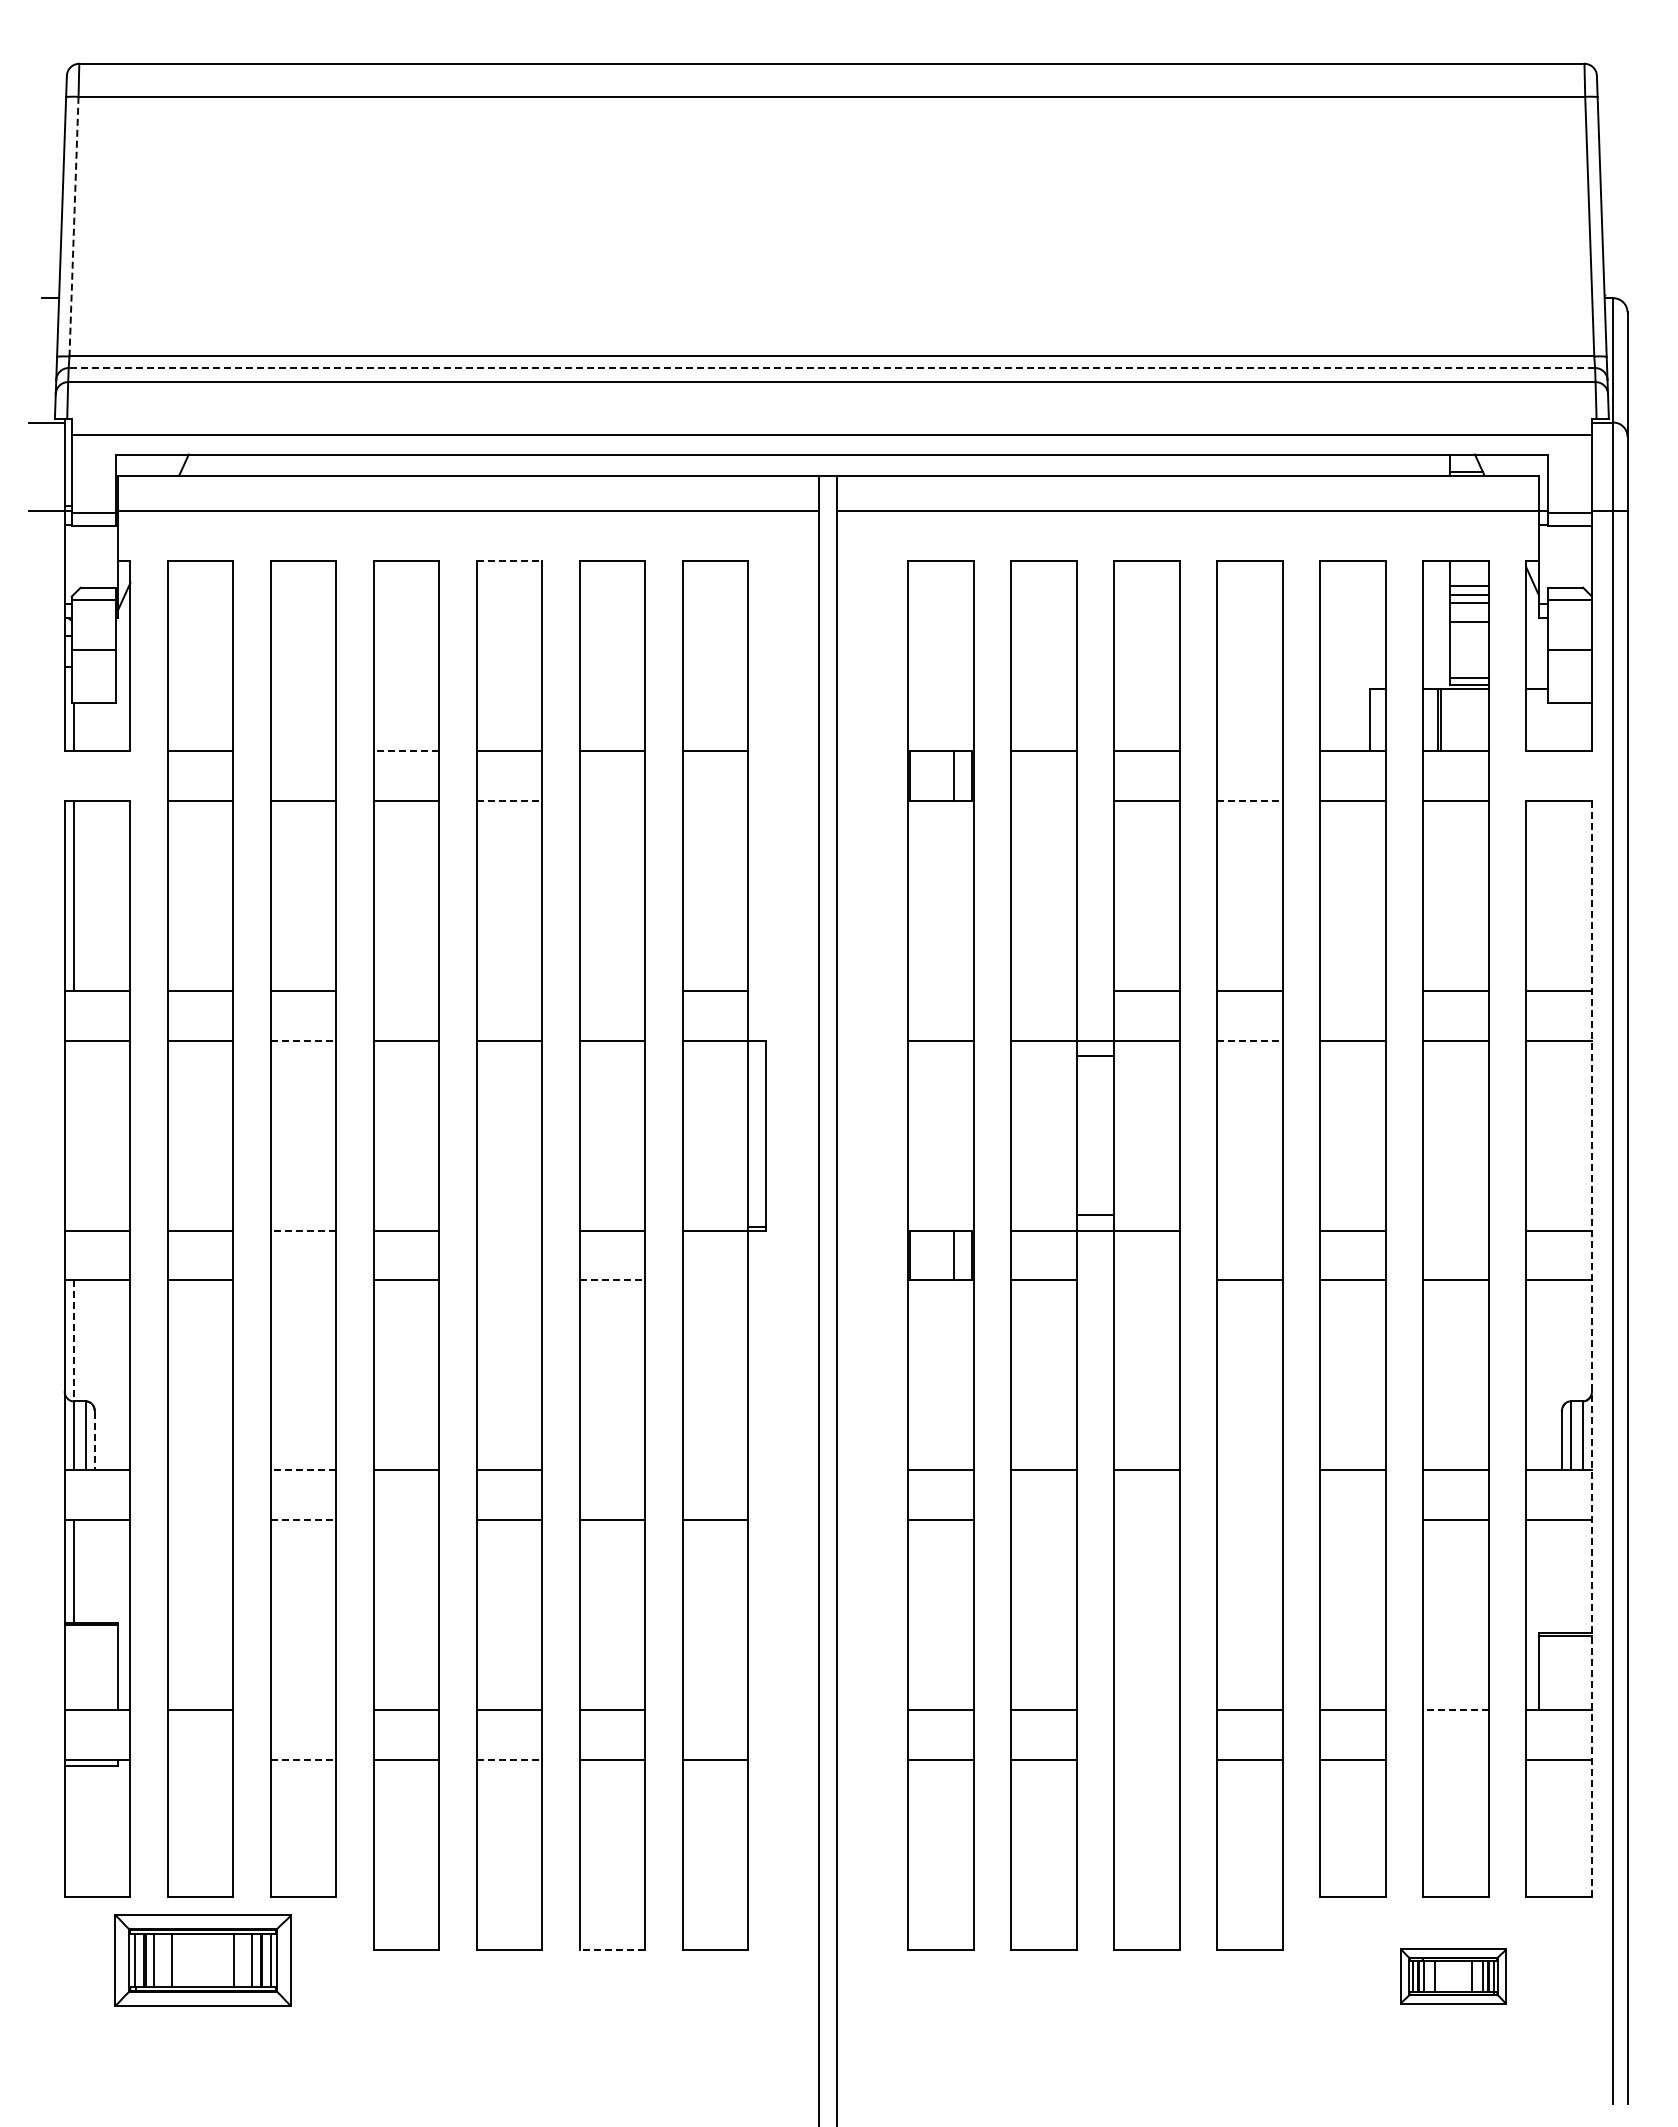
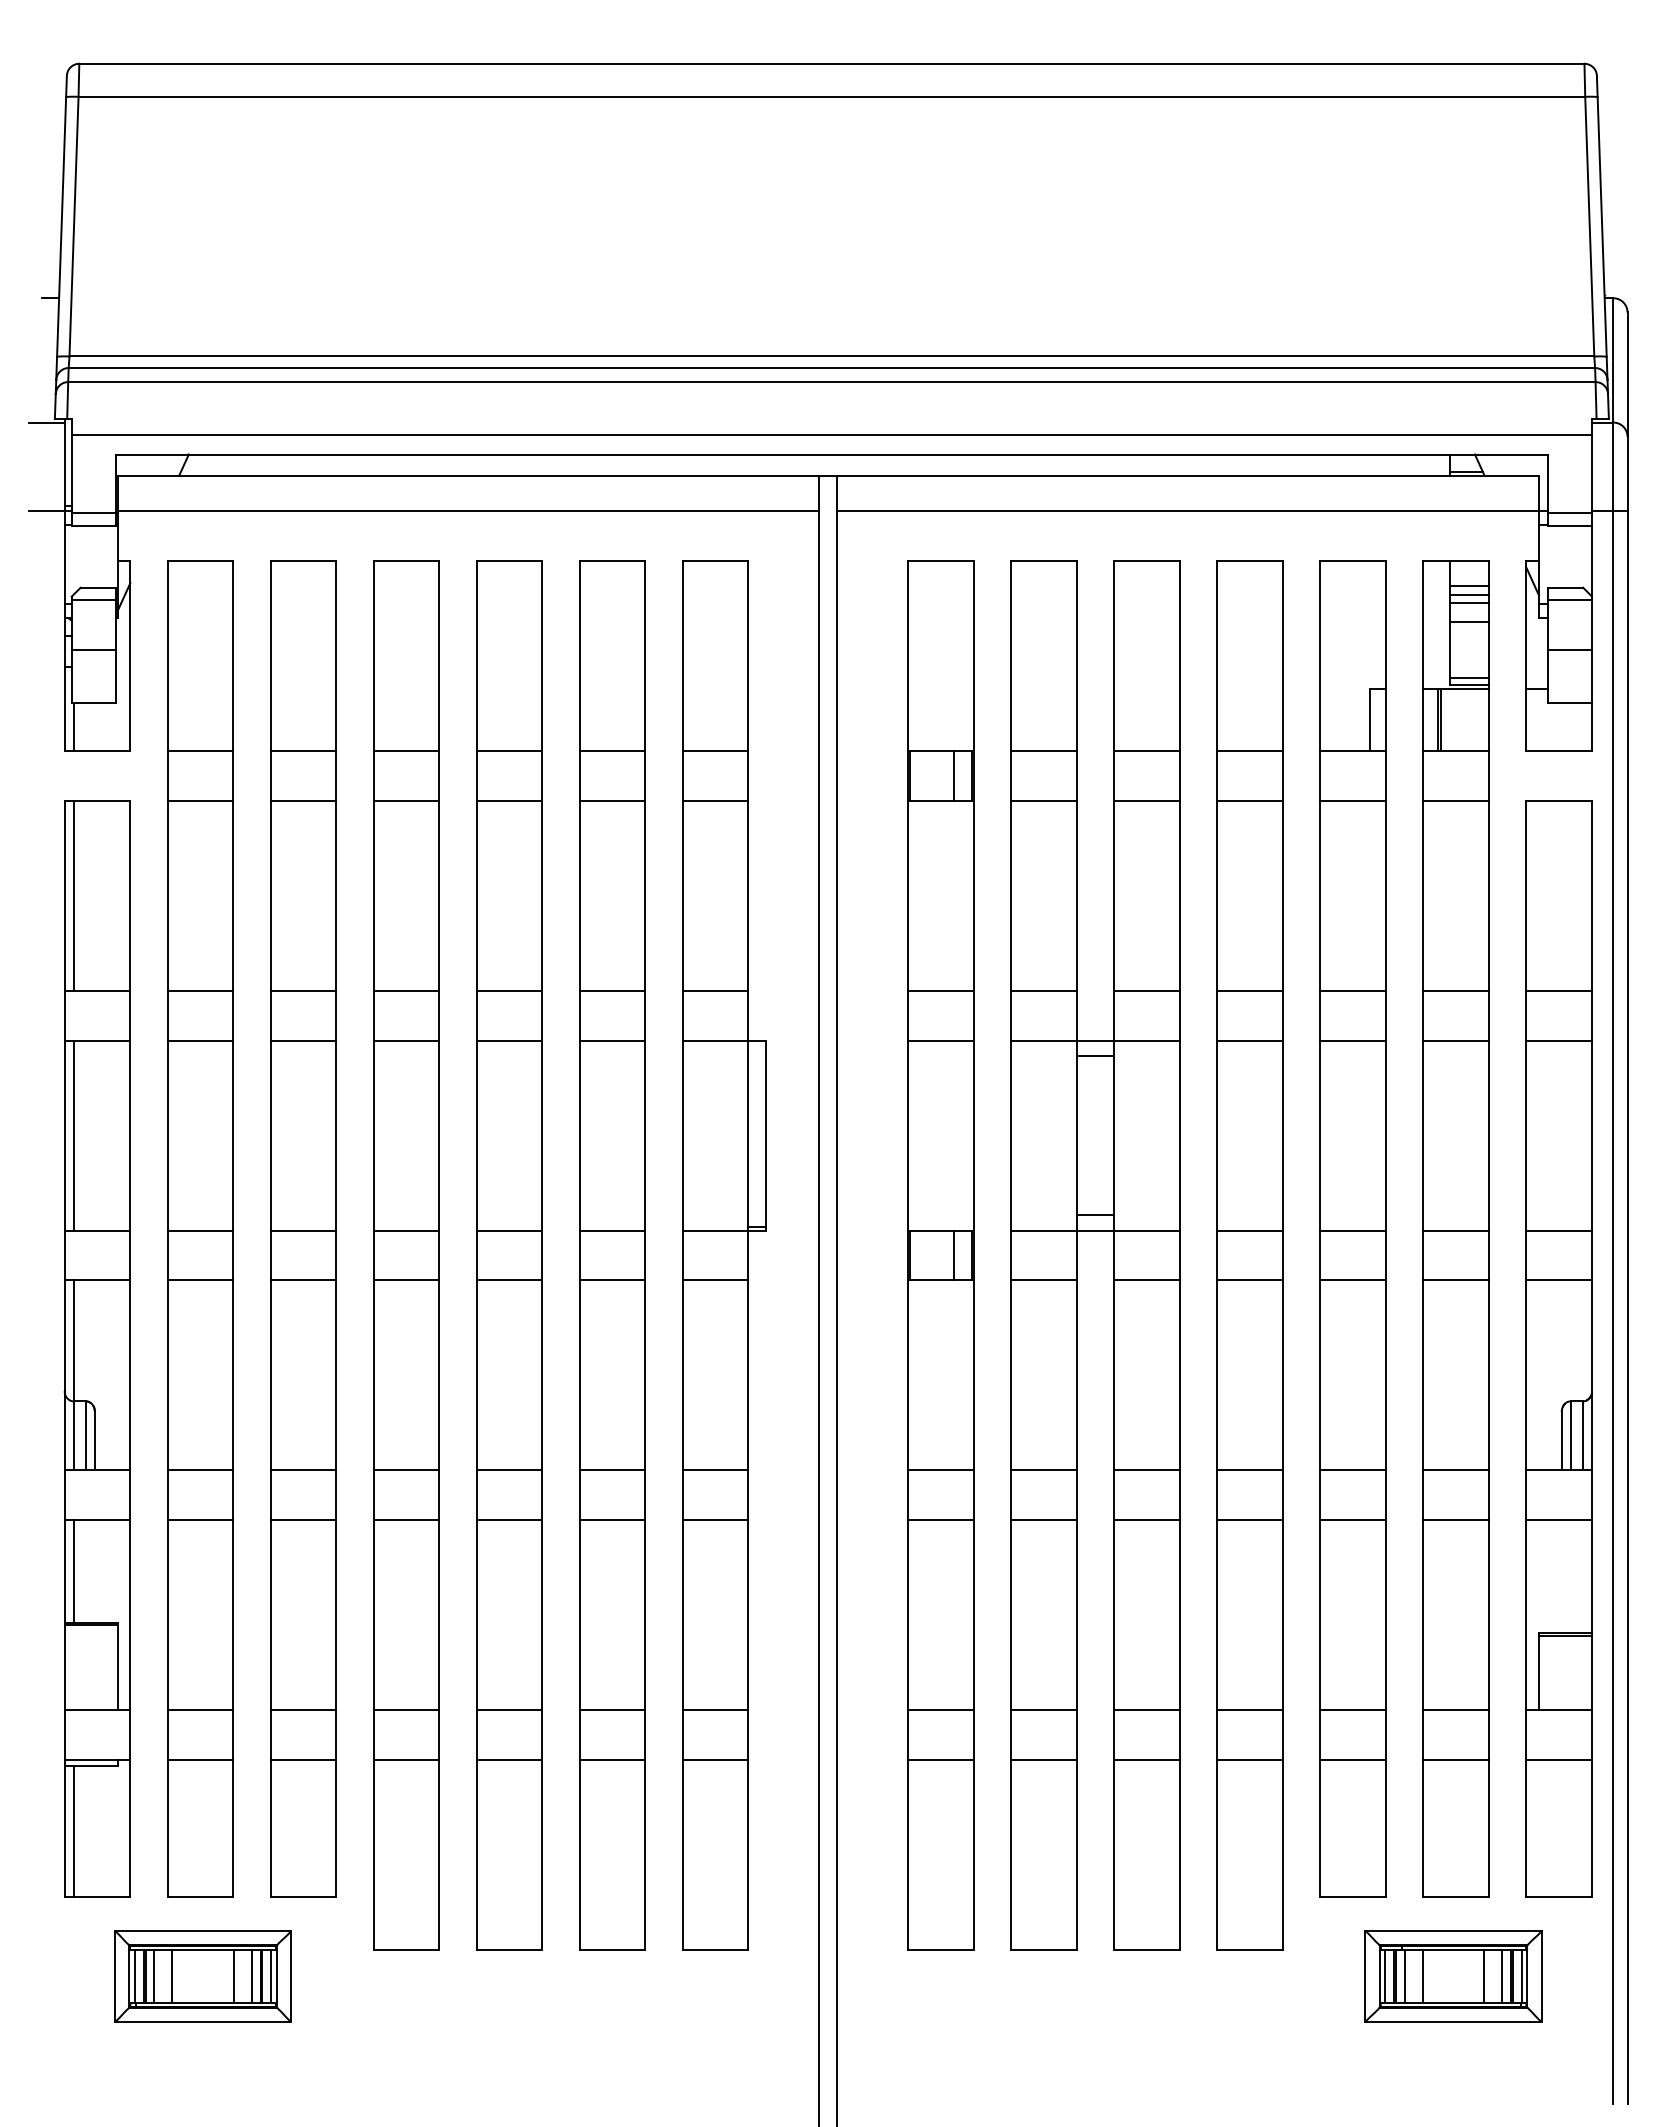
line: dashed -> solid (74, 226)
line: dashed -> solid (831, 368)
line: dashed -> solid (509, 561)
line: none -> present (303, 751)
line: dashed -> solid (406, 751)
line: none -> present (1249, 751)
line: dashed -> solid (509, 800)
line: none -> present (612, 800)
line: none -> present (715, 800)
line: none -> present (1043, 800)
line: dashed -> solid (1250, 800)
line: none -> present (406, 990)
line: none -> present (509, 990)
line: none -> present (612, 990)
line: none -> present (940, 990)
line: none -> present (1043, 990)
line: none -> present (1352, 990)
line: dashed -> solid (303, 1040)
line: dashed -> solid (1250, 1040)
line: none -> present (73, 1135)
line: dashed -> solid (303, 1230)
line: none -> present (509, 1230)
line: none -> present (1249, 1230)
line: none -> present (1456, 1230)
line: none -> present (303, 1280)
line: none -> present (509, 1280)
line: dashed -> solid (612, 1280)
line: none -> present (715, 1280)
line: none -> present (1146, 1280)
line: dashed -> solid (73, 1340)
line: dashed -> solid (1592, 1348)
line: dashed -> solid (94, 1441)
line: none -> present (200, 1470)
line: dashed -> solid (303, 1470)
line: none -> present (612, 1470)
line: none -> present (715, 1470)
line: none -> present (1249, 1470)
line: none -> present (200, 1520)
line: dashed -> solid (303, 1520)
line: none -> present (406, 1520)
line: none -> present (1043, 1520)
line: none -> present (1146, 1520)
line: none -> present (1249, 1520)
line: none -> present (1352, 1520)
line: none -> present (303, 1710)
line: none -> present (715, 1710)
line: none -> present (1146, 1710)
line: dashed -> solid (1456, 1710)
line: none -> present (200, 1759)
line: dashed -> solid (303, 1759)
line: dashed -> solid (509, 1759)
line: none -> present (1146, 1759)
line: none -> present (1456, 1759)
line: none -> present (73, 1831)
line: dashed -> solid (612, 1949)
part position: (202, 1960) -> (202, 1976) (202, 1976)
part size: 107x57 px -> 179x93 px (1453, 1976)
